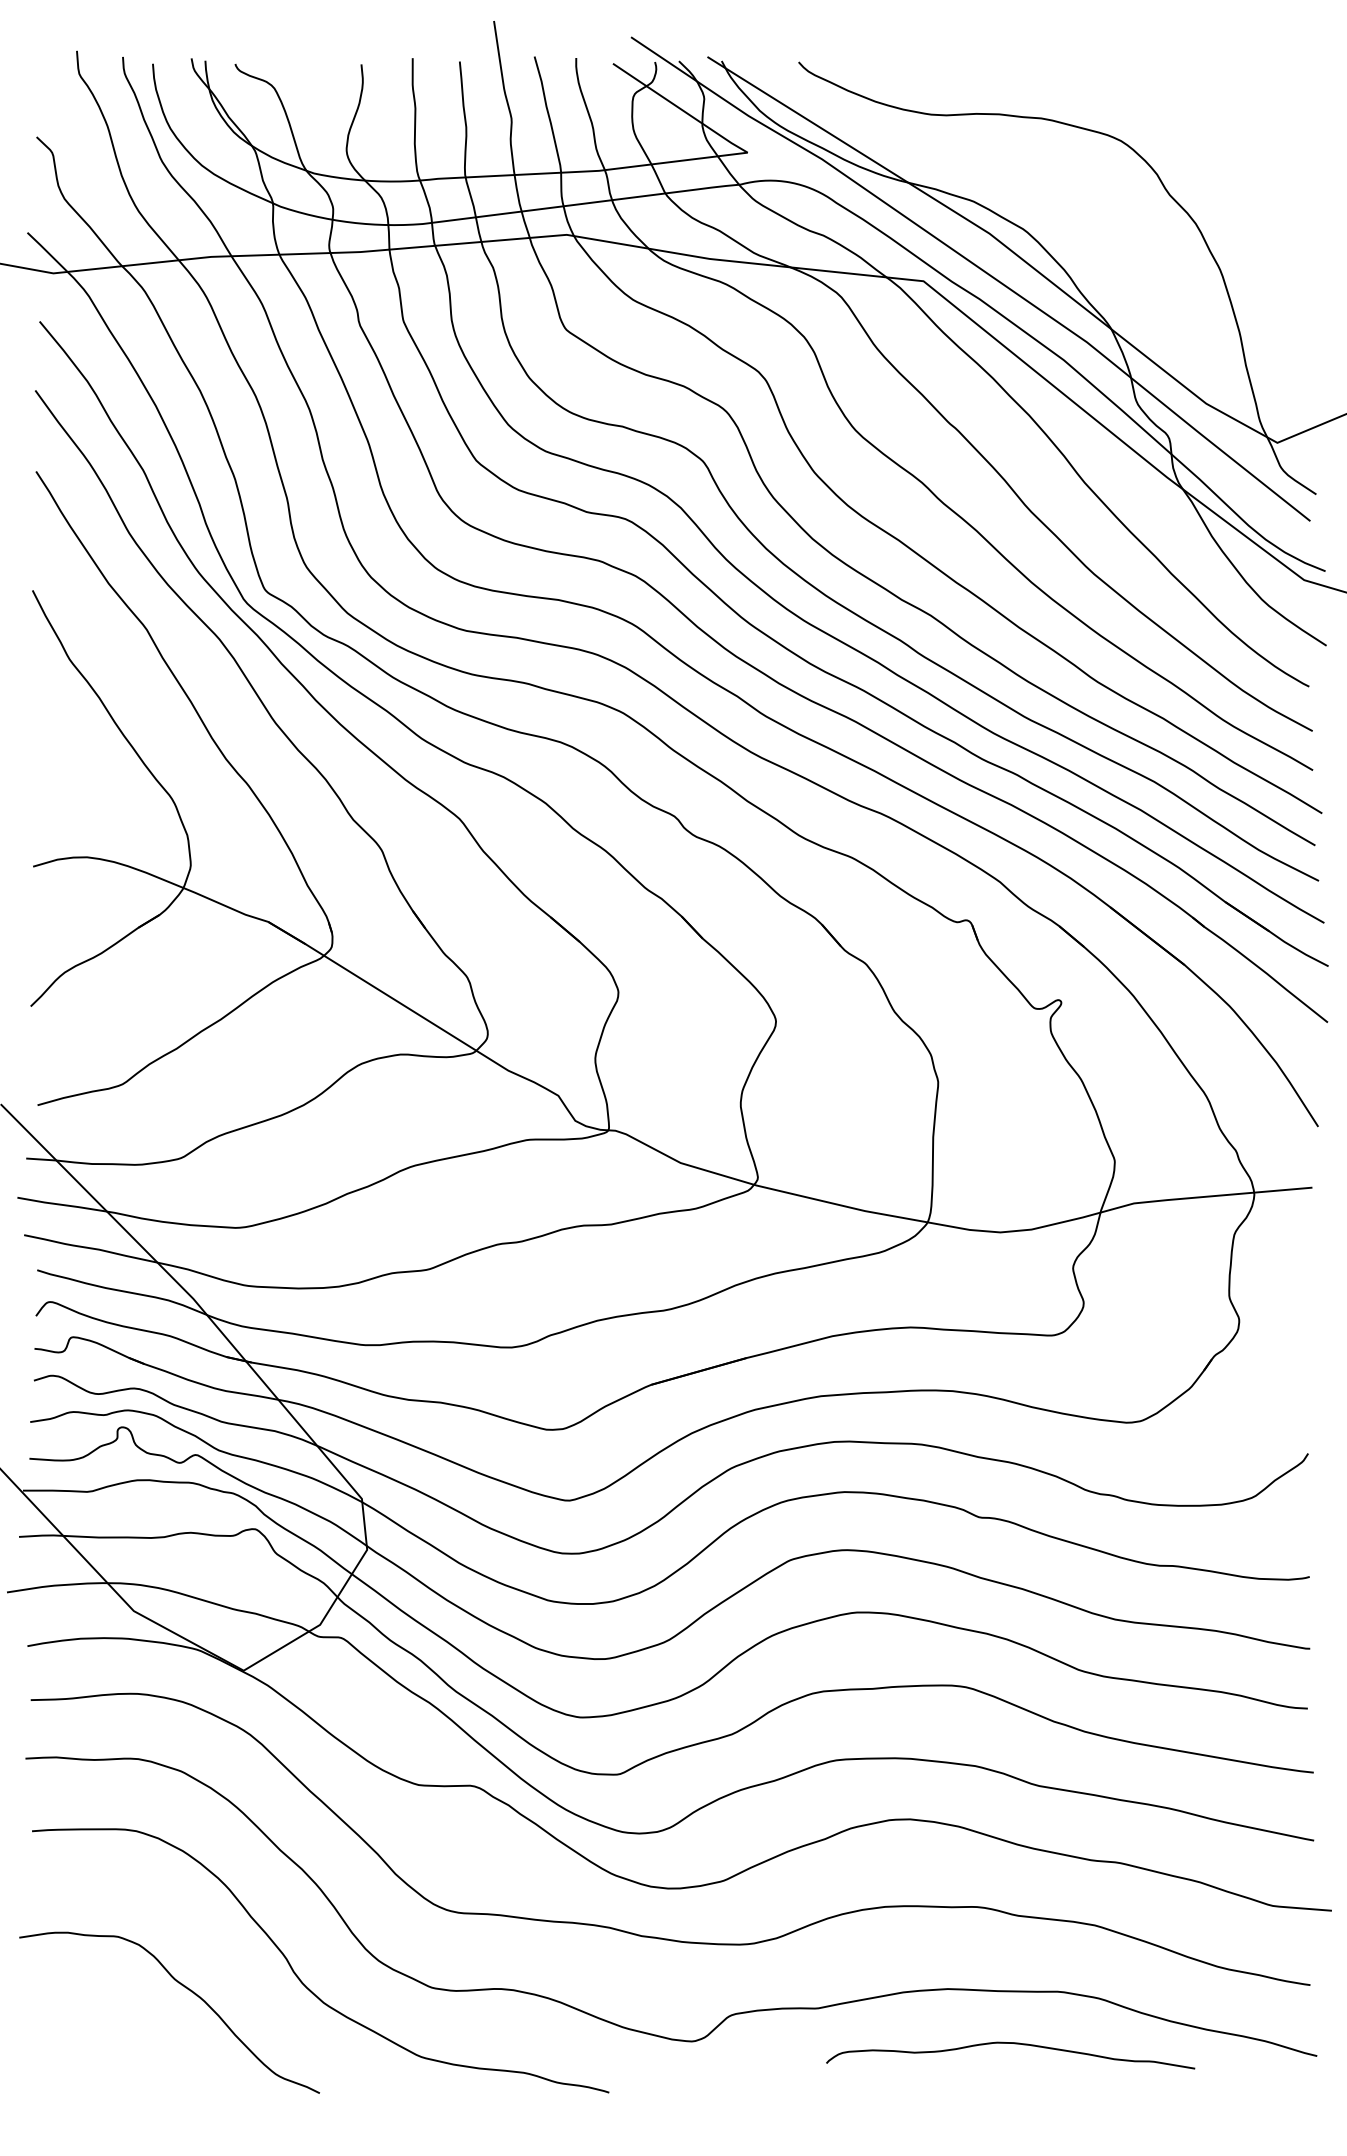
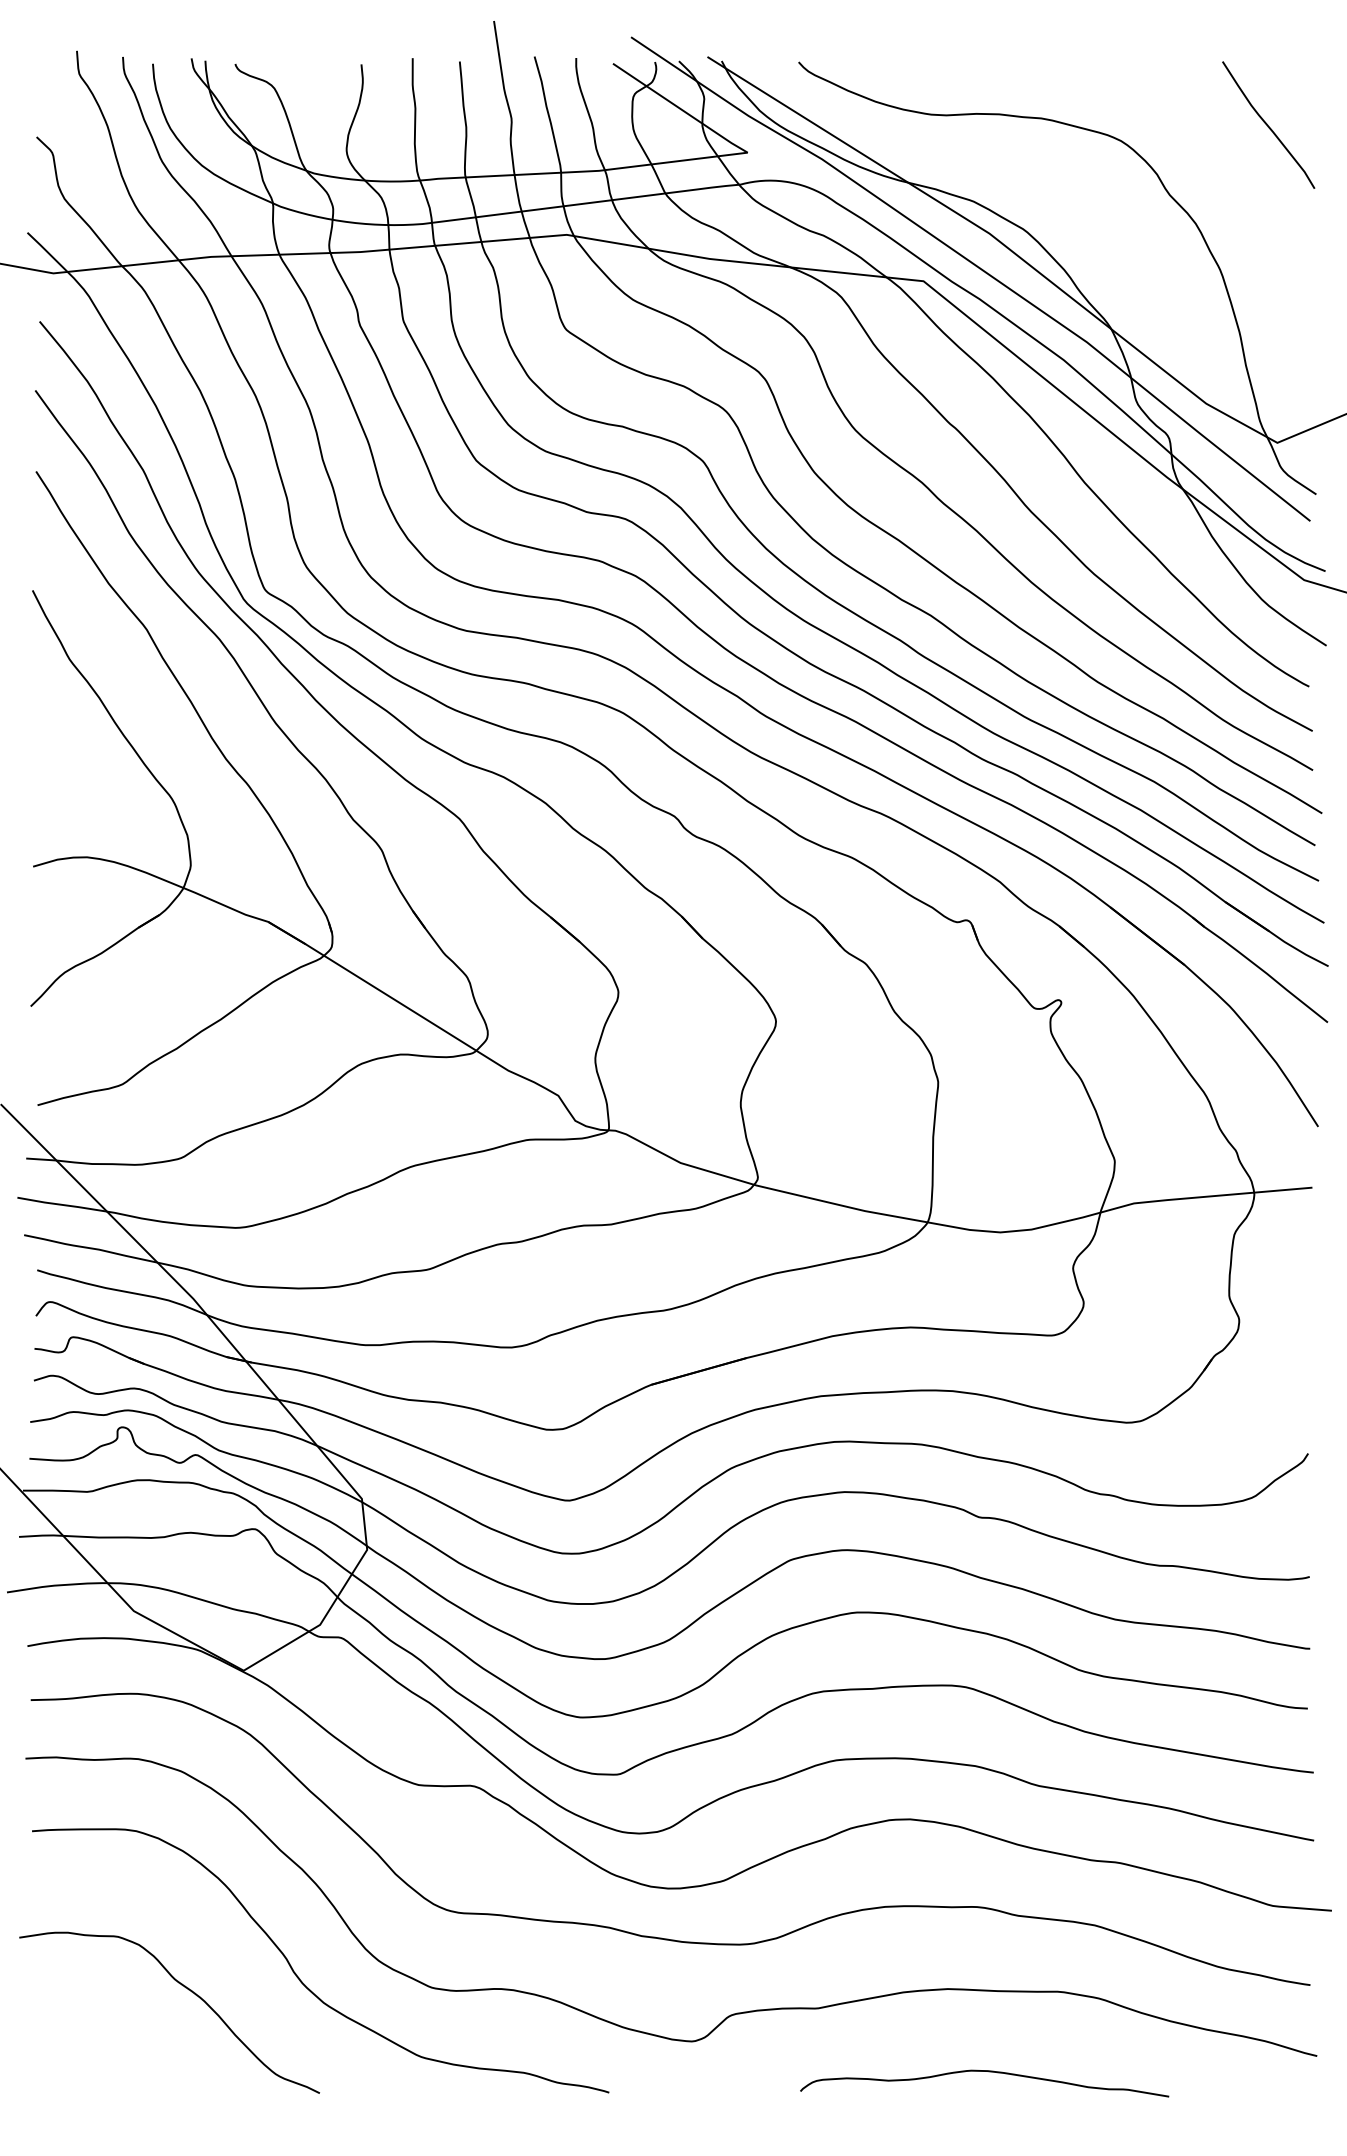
curve: none -> present (1267, 124)
curve position: (1014, 2044) -> (988, 2072) (988, 2072)
